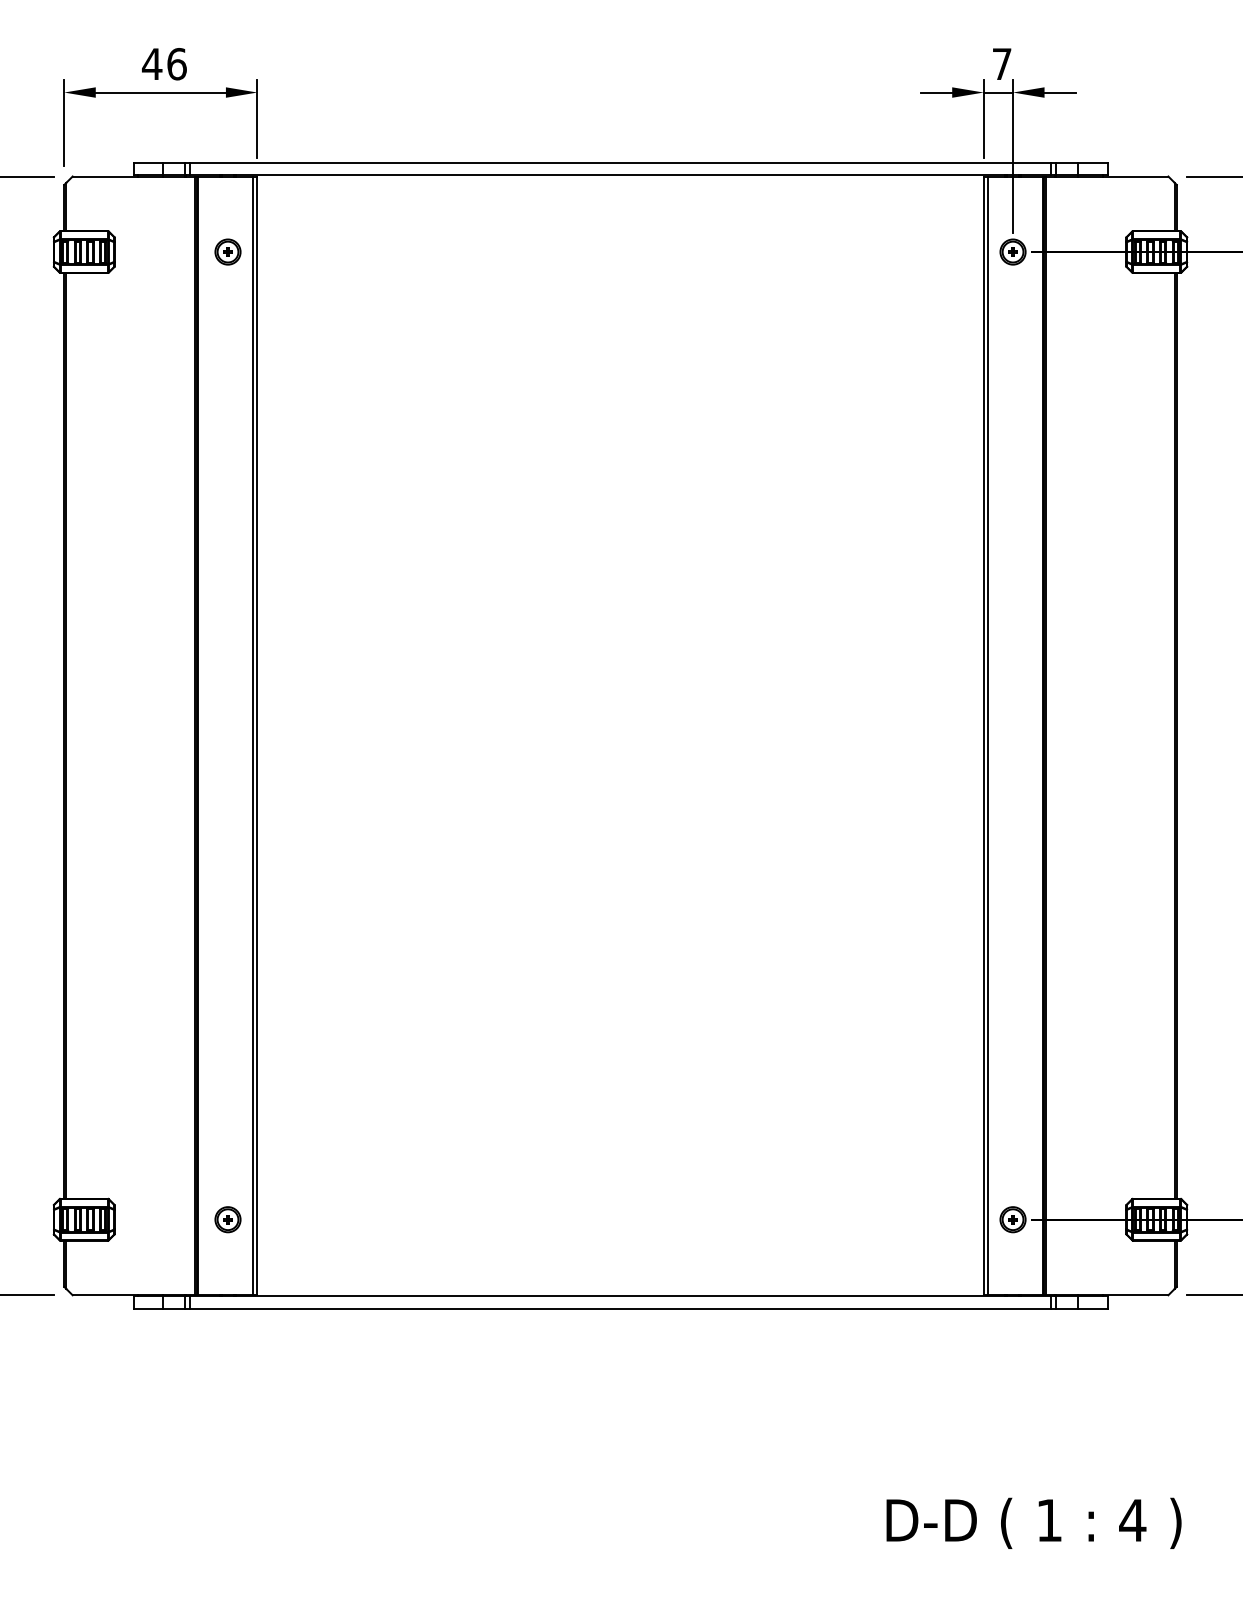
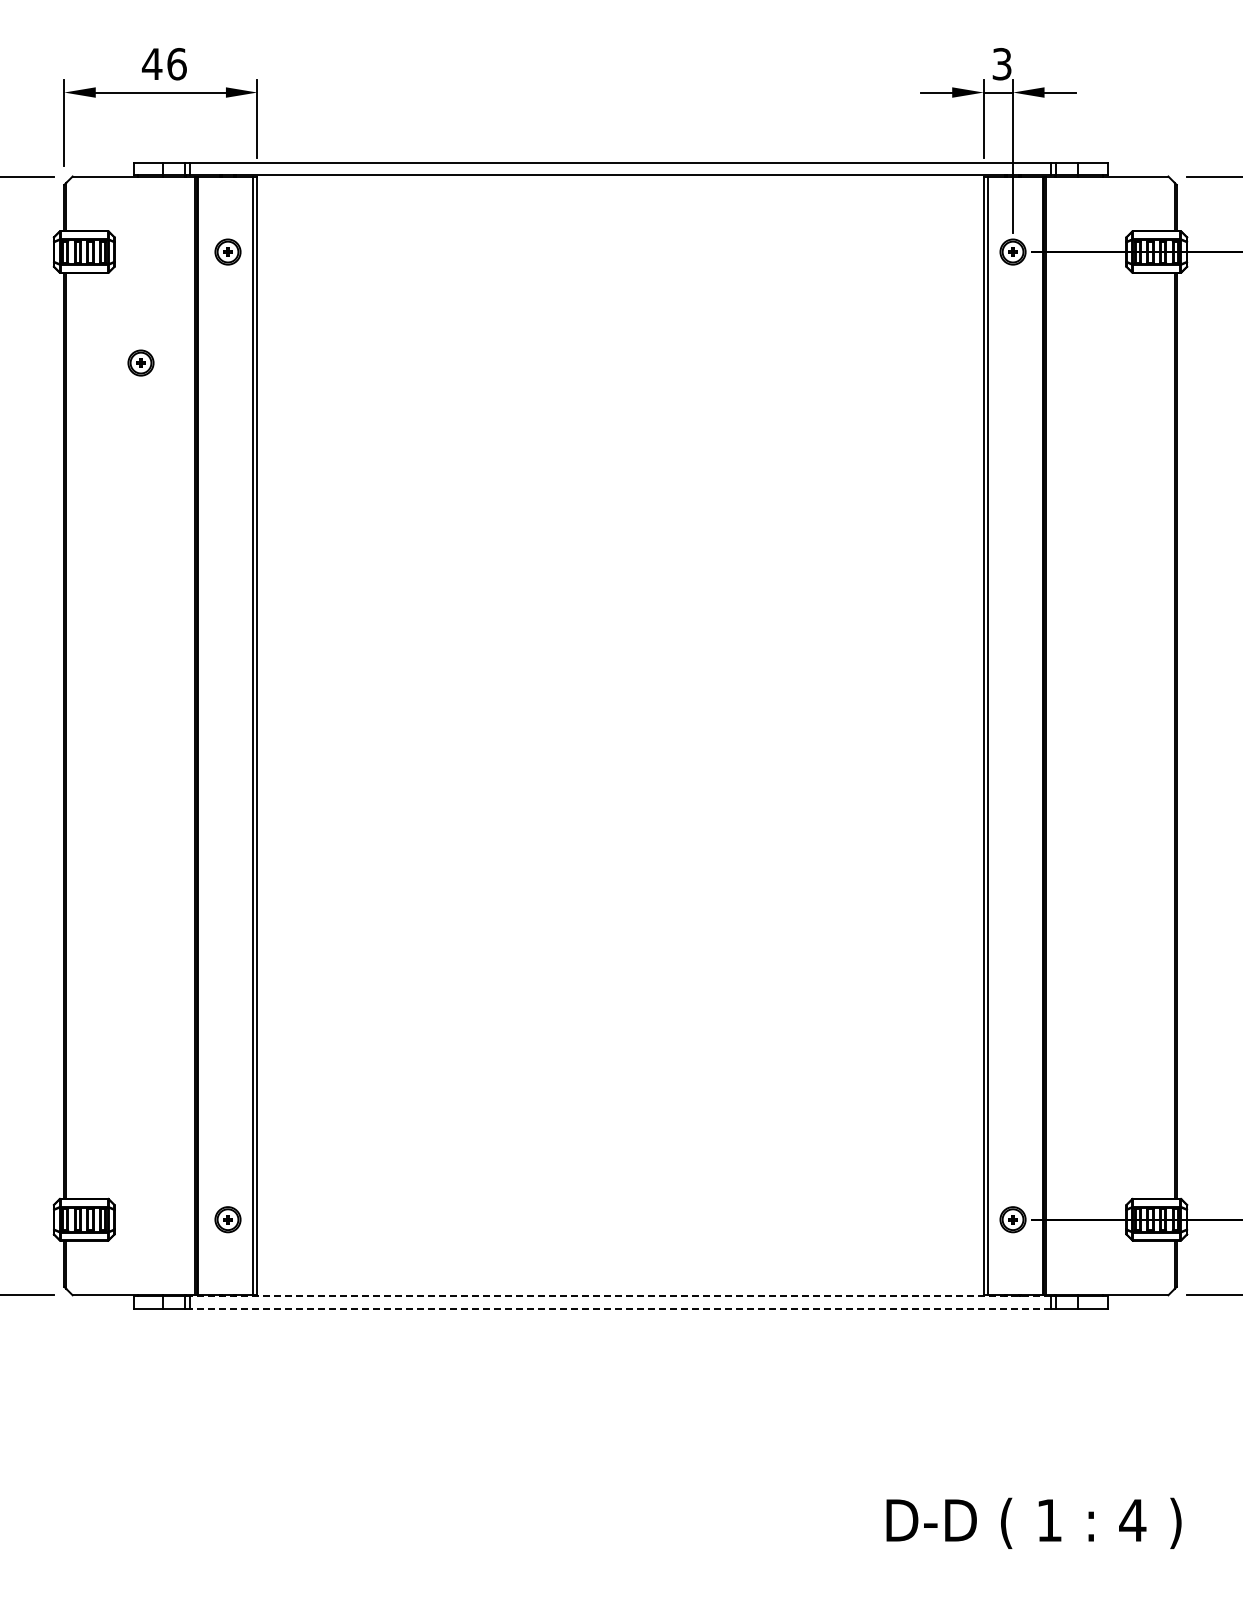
text: 7 -> 3 (1001, 64)
part: none -> present (140, 362)
line: solid -> dashed (620, 1296)
line: solid -> dashed (620, 1308)
